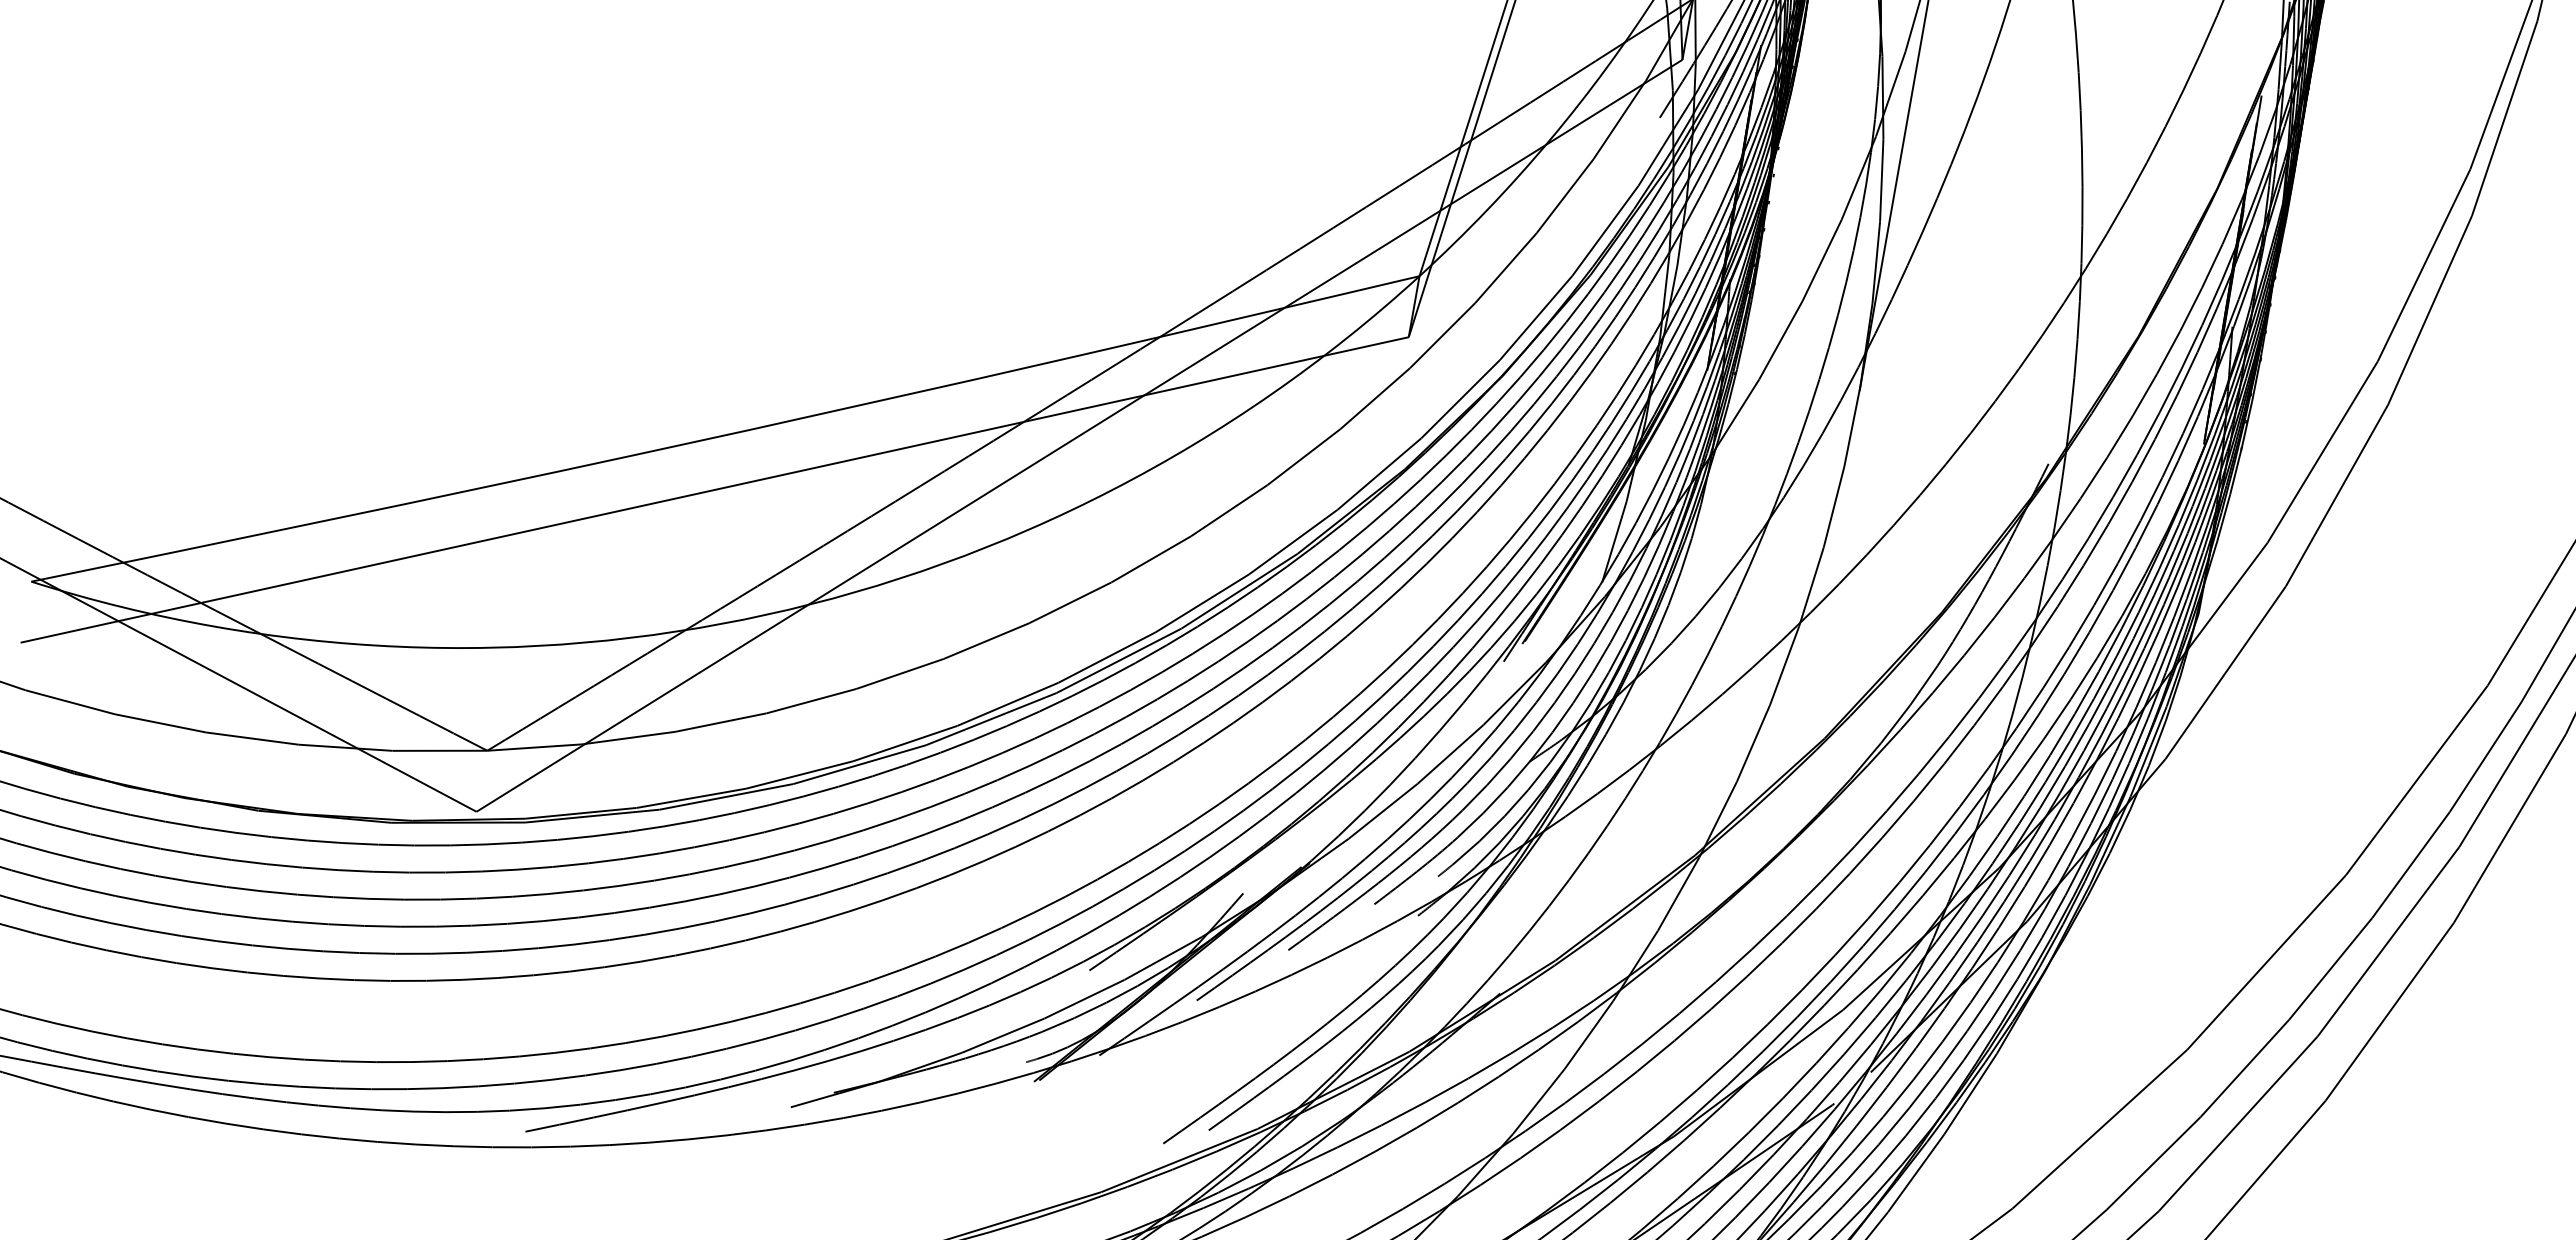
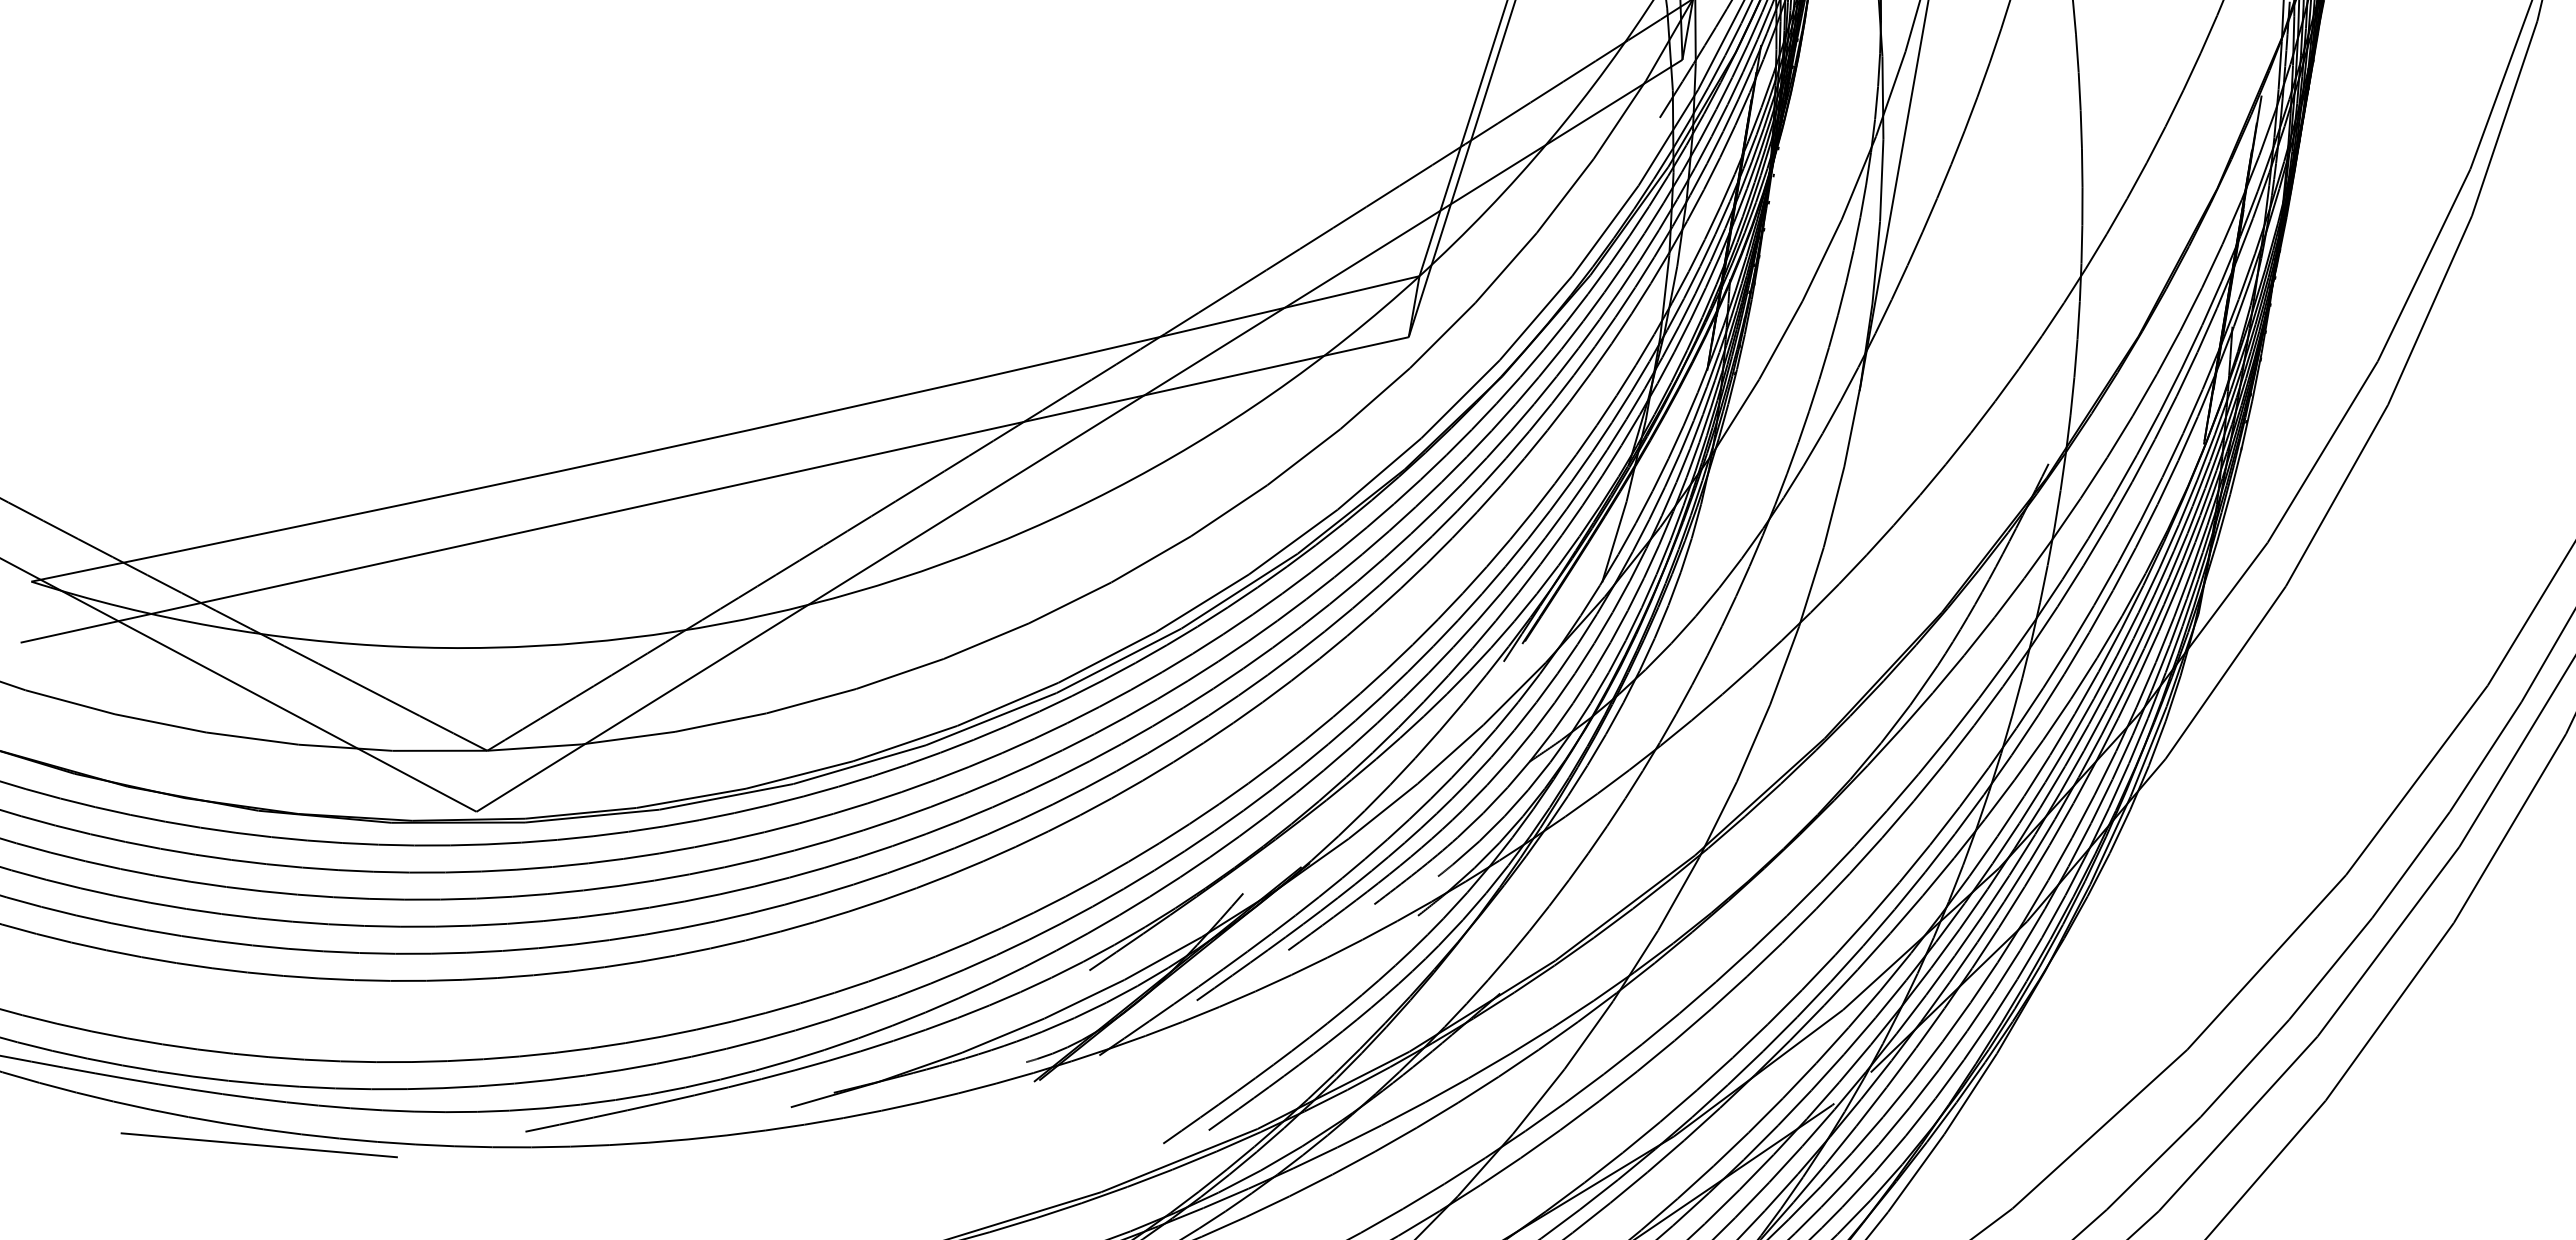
line: none -> present (258, 1145)
